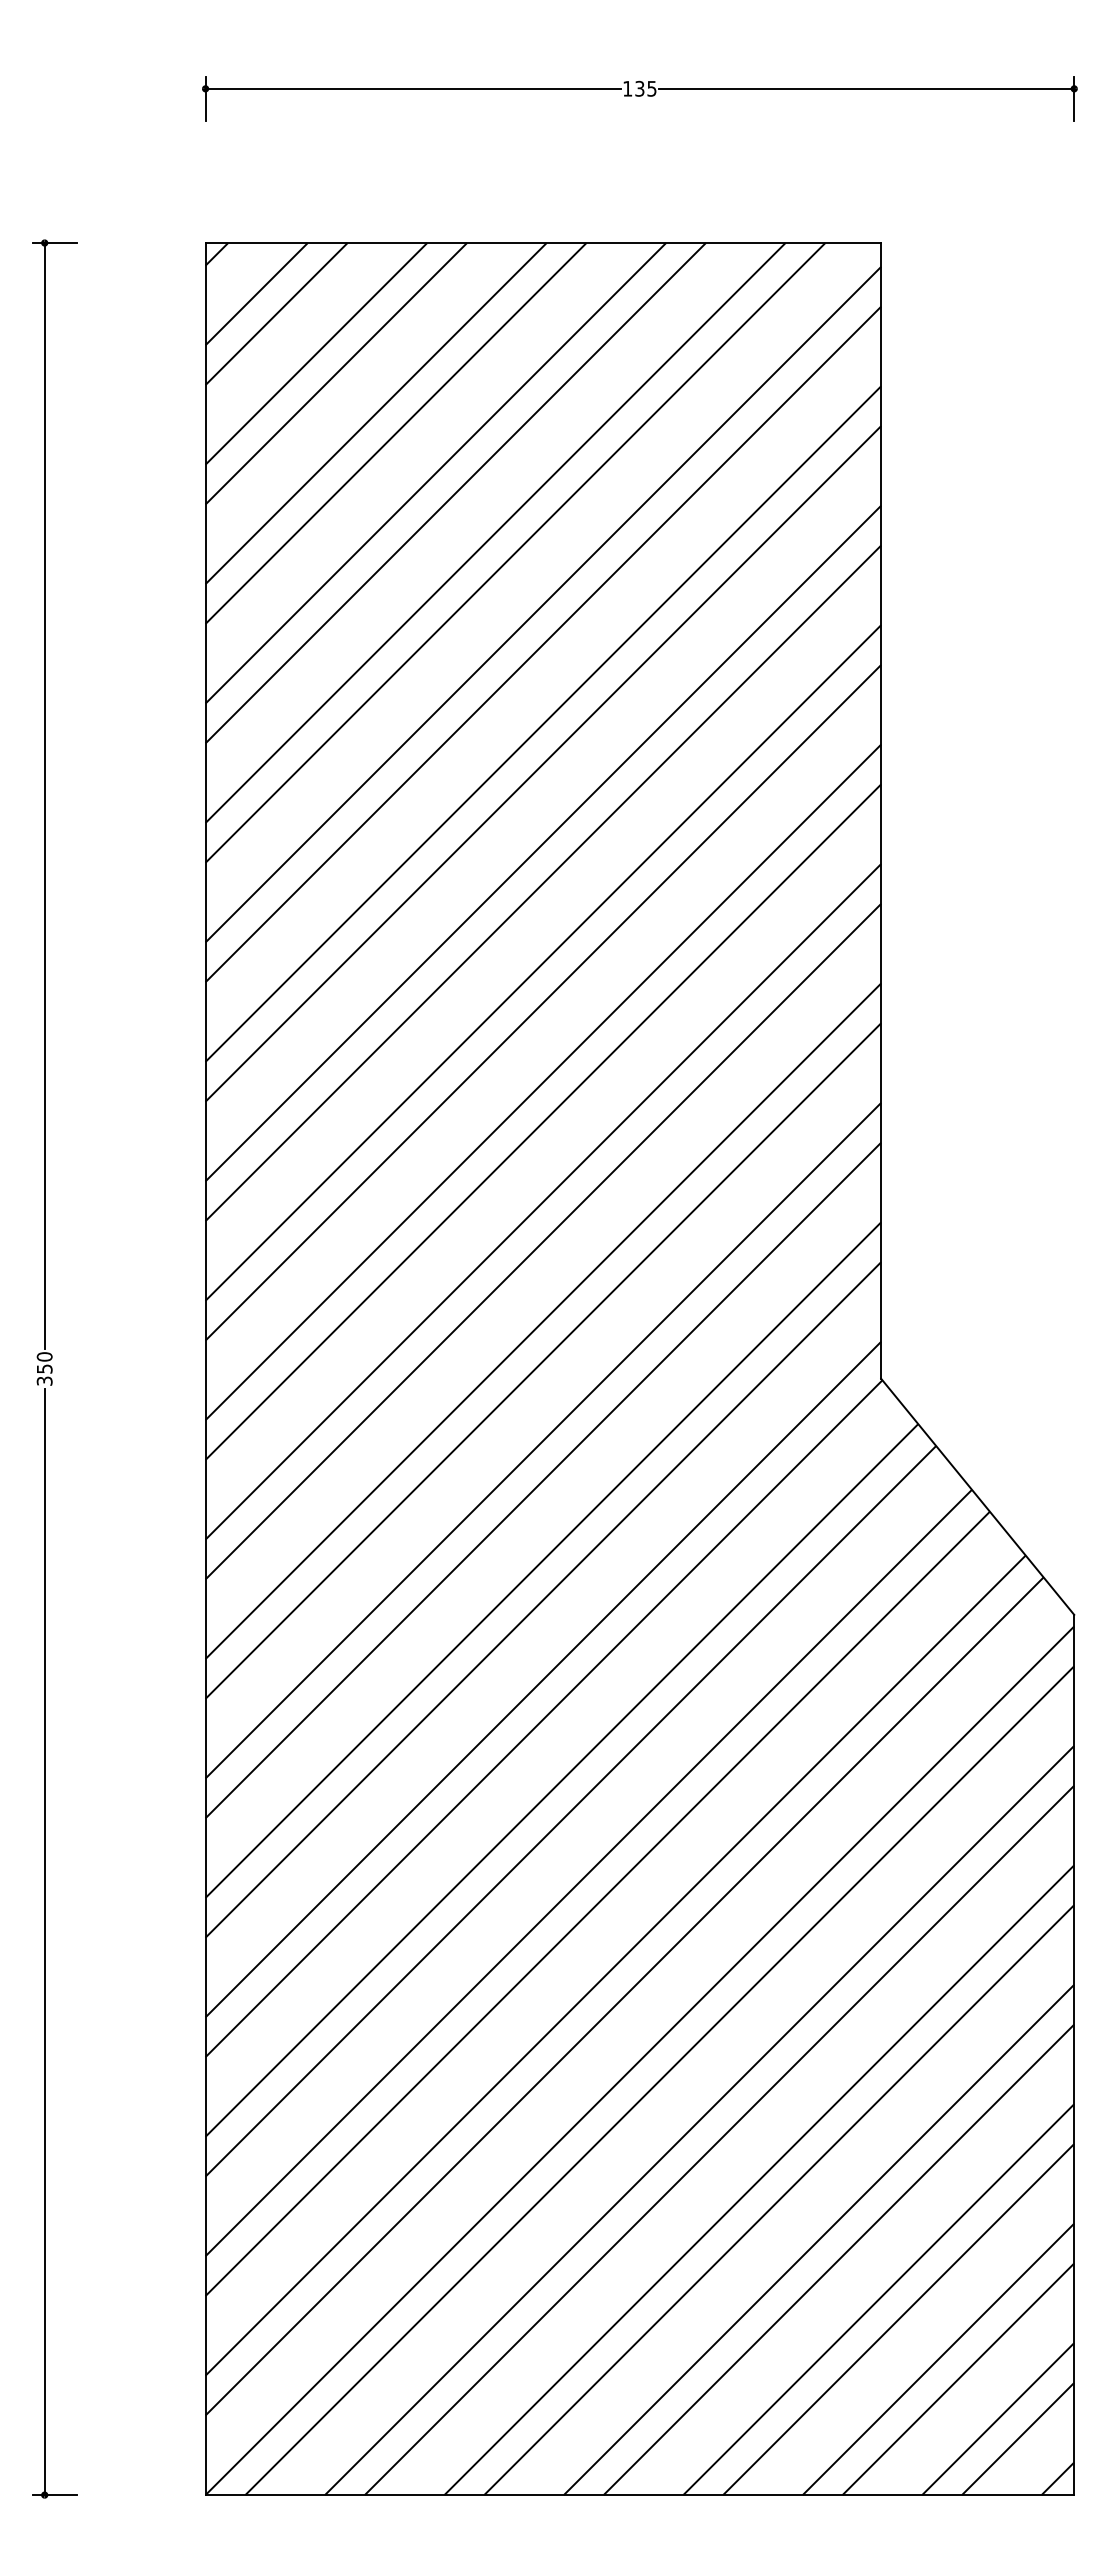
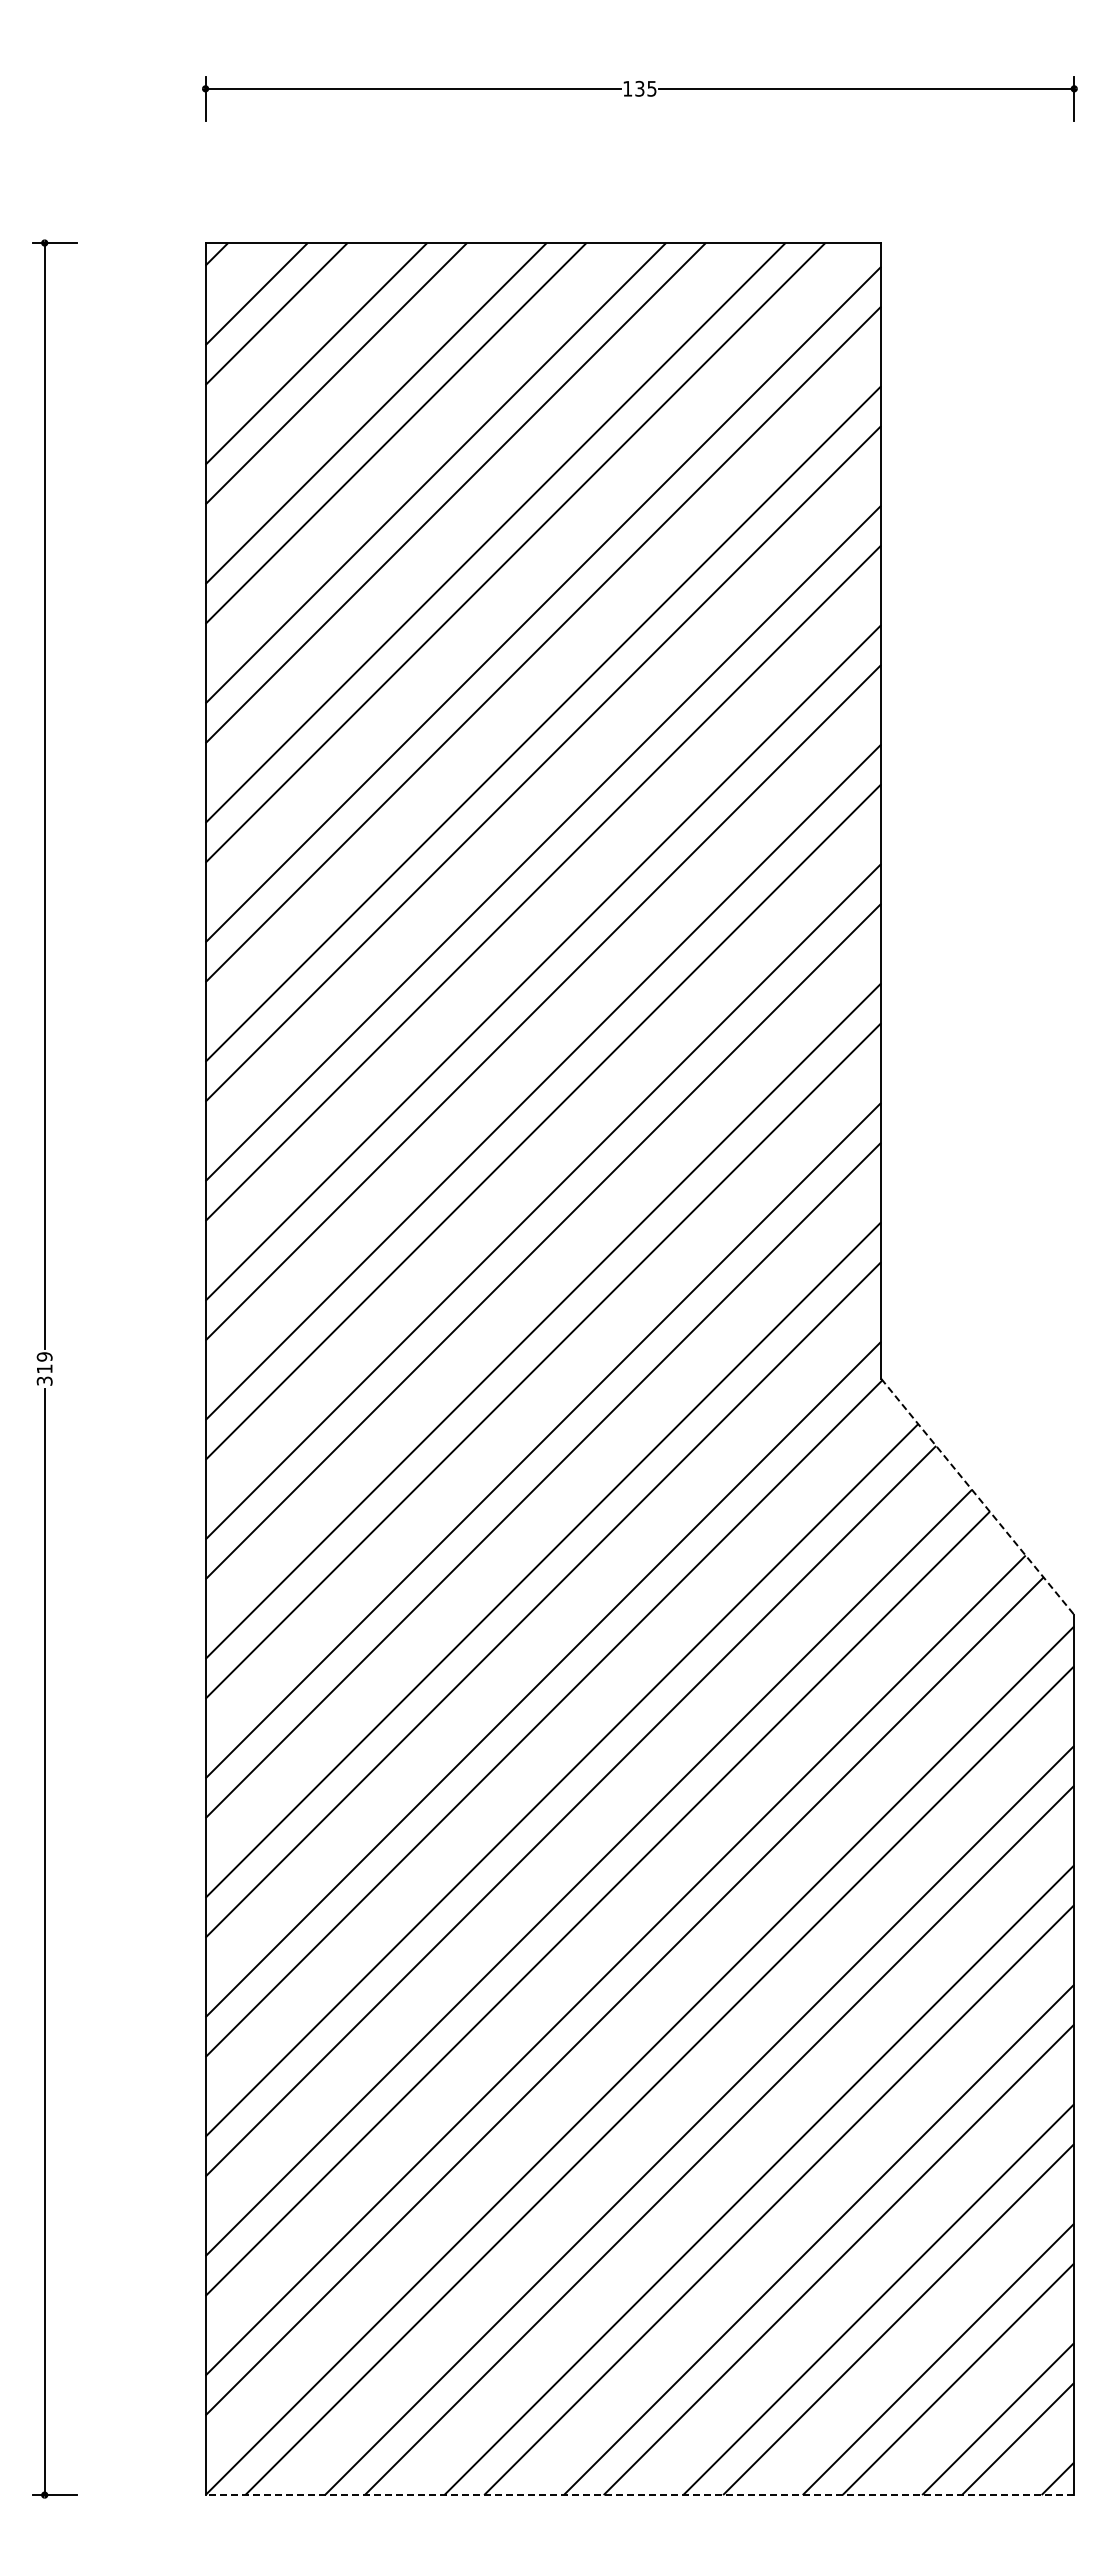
text: 350 -> 319 (44, 1362)
line: solid -> dashed (978, 1497)
line: solid -> dashed (639, 2495)
